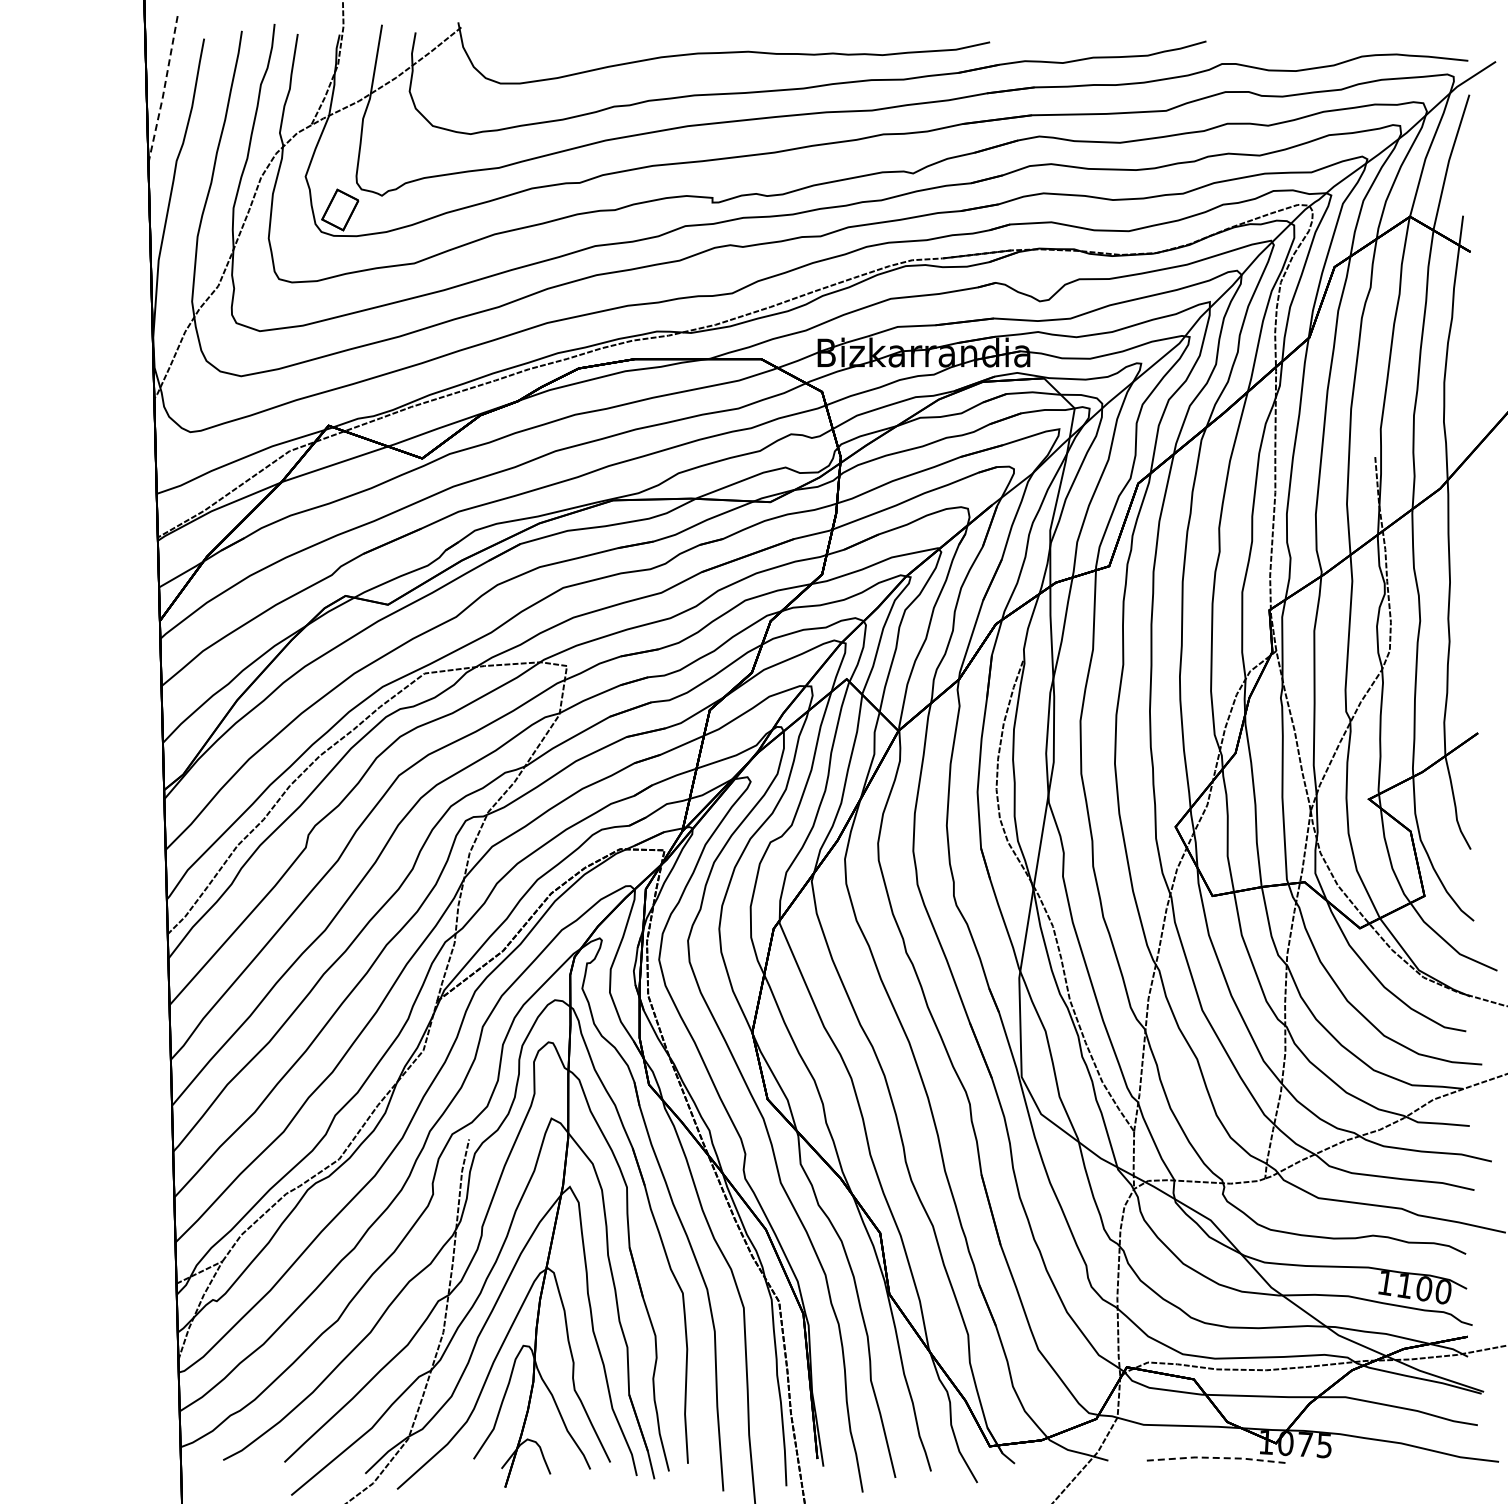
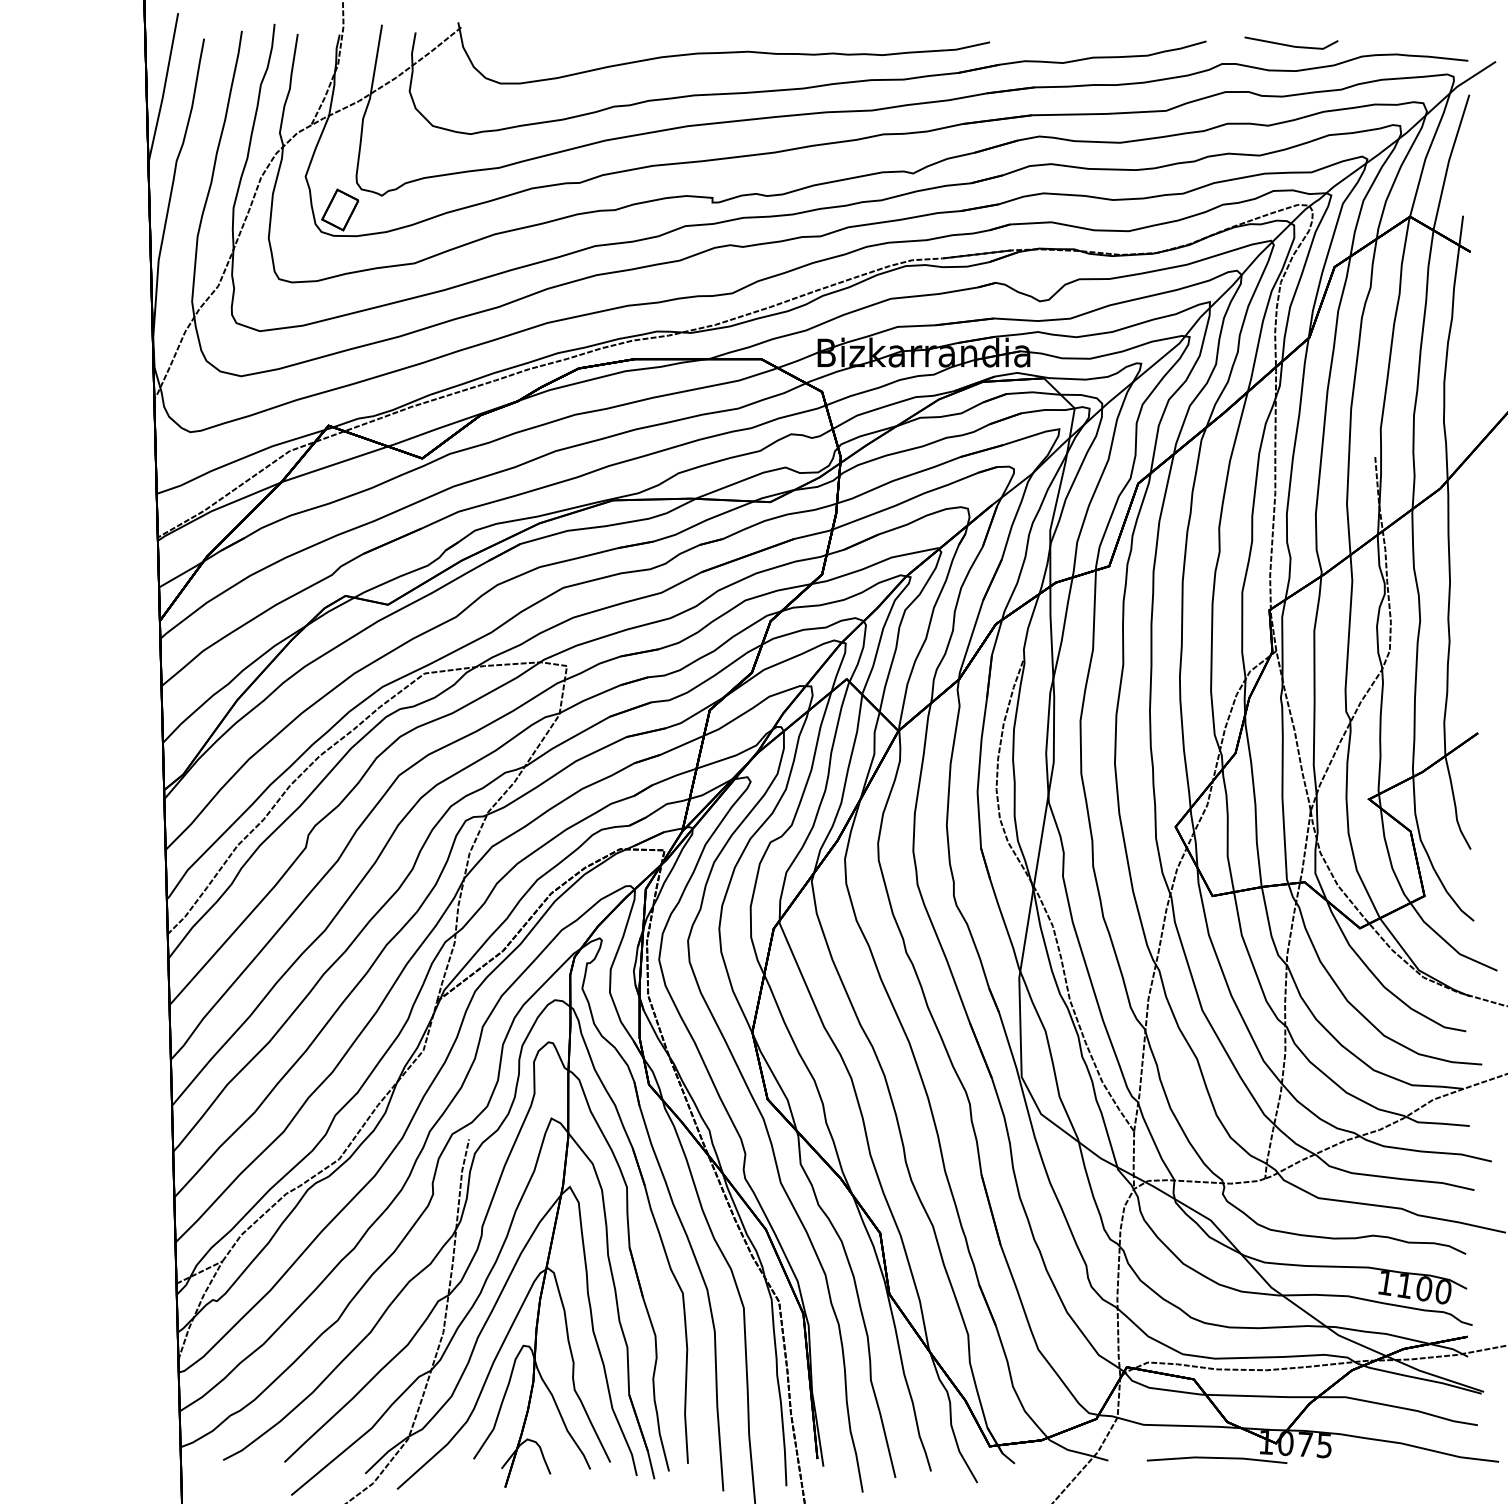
line: none -> present (1289, 44)
line: dashed -> solid (164, 88)
line: dashed -> solid (1217, 1457)
